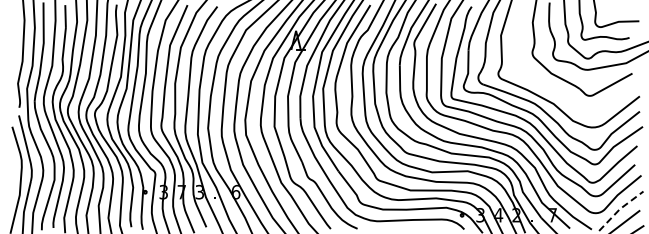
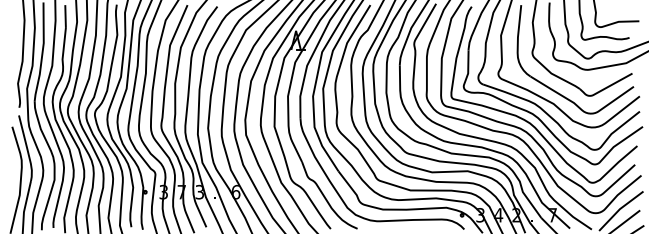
part: none -> present (557, 91)
line: dashed -> solid (619, 209)
